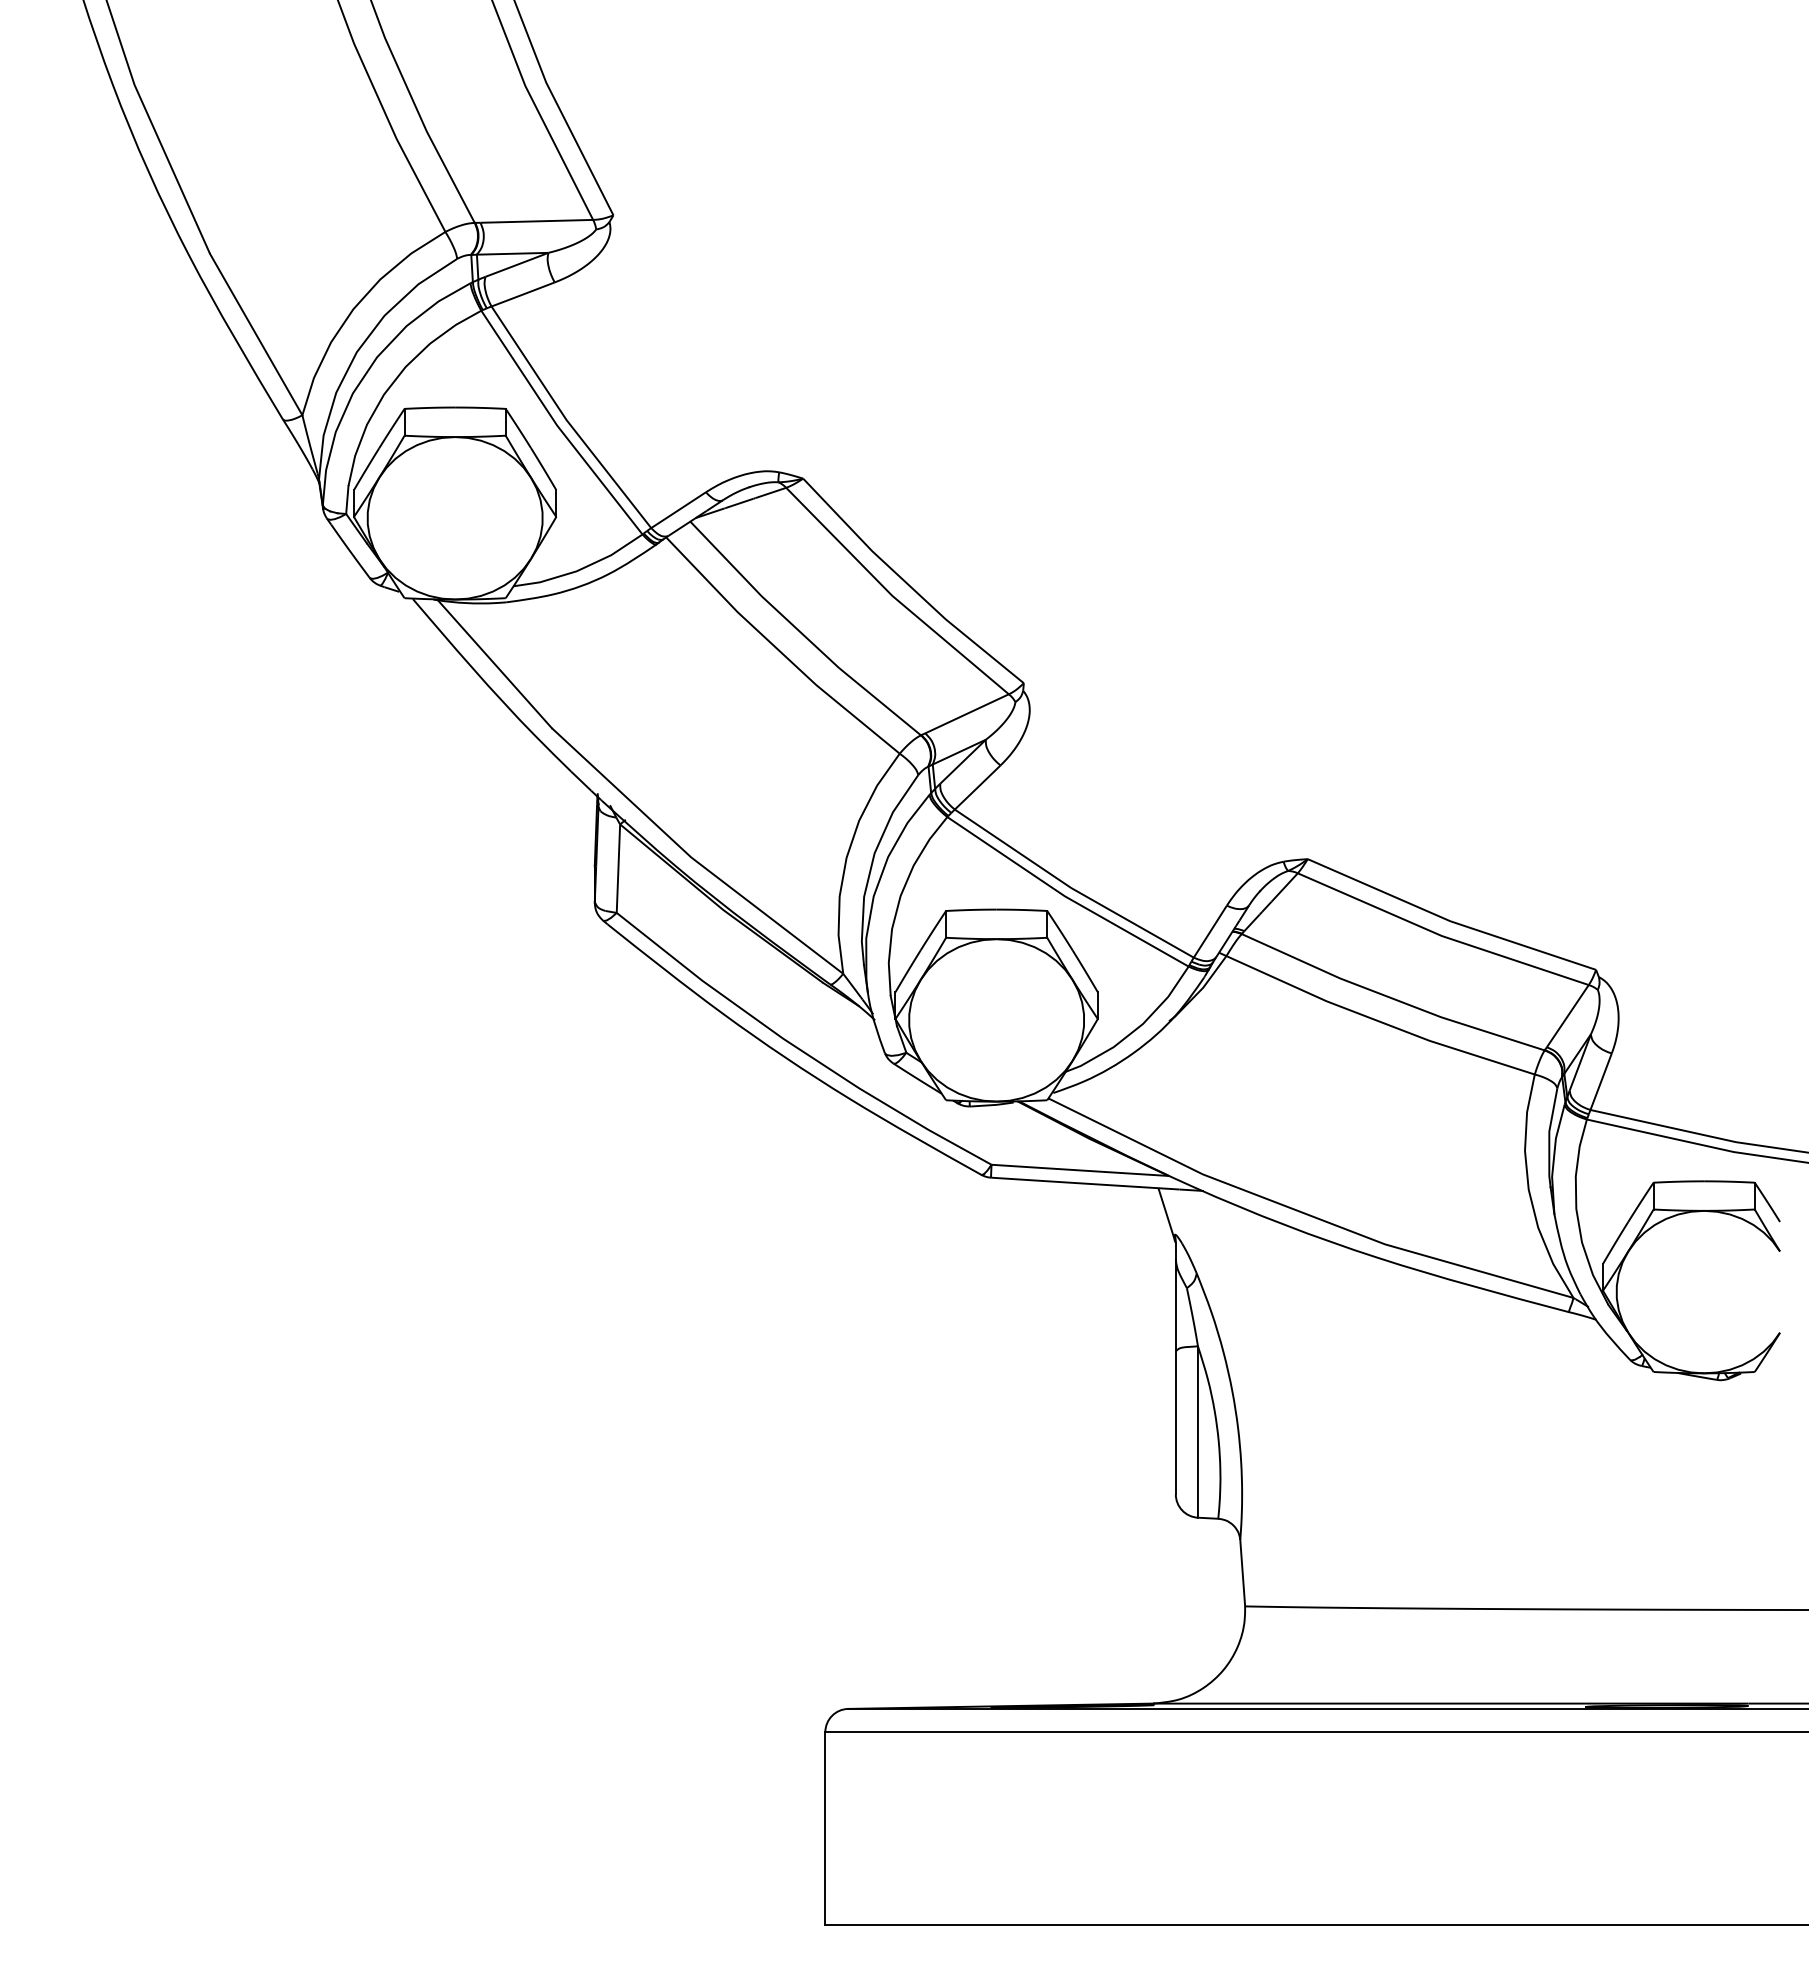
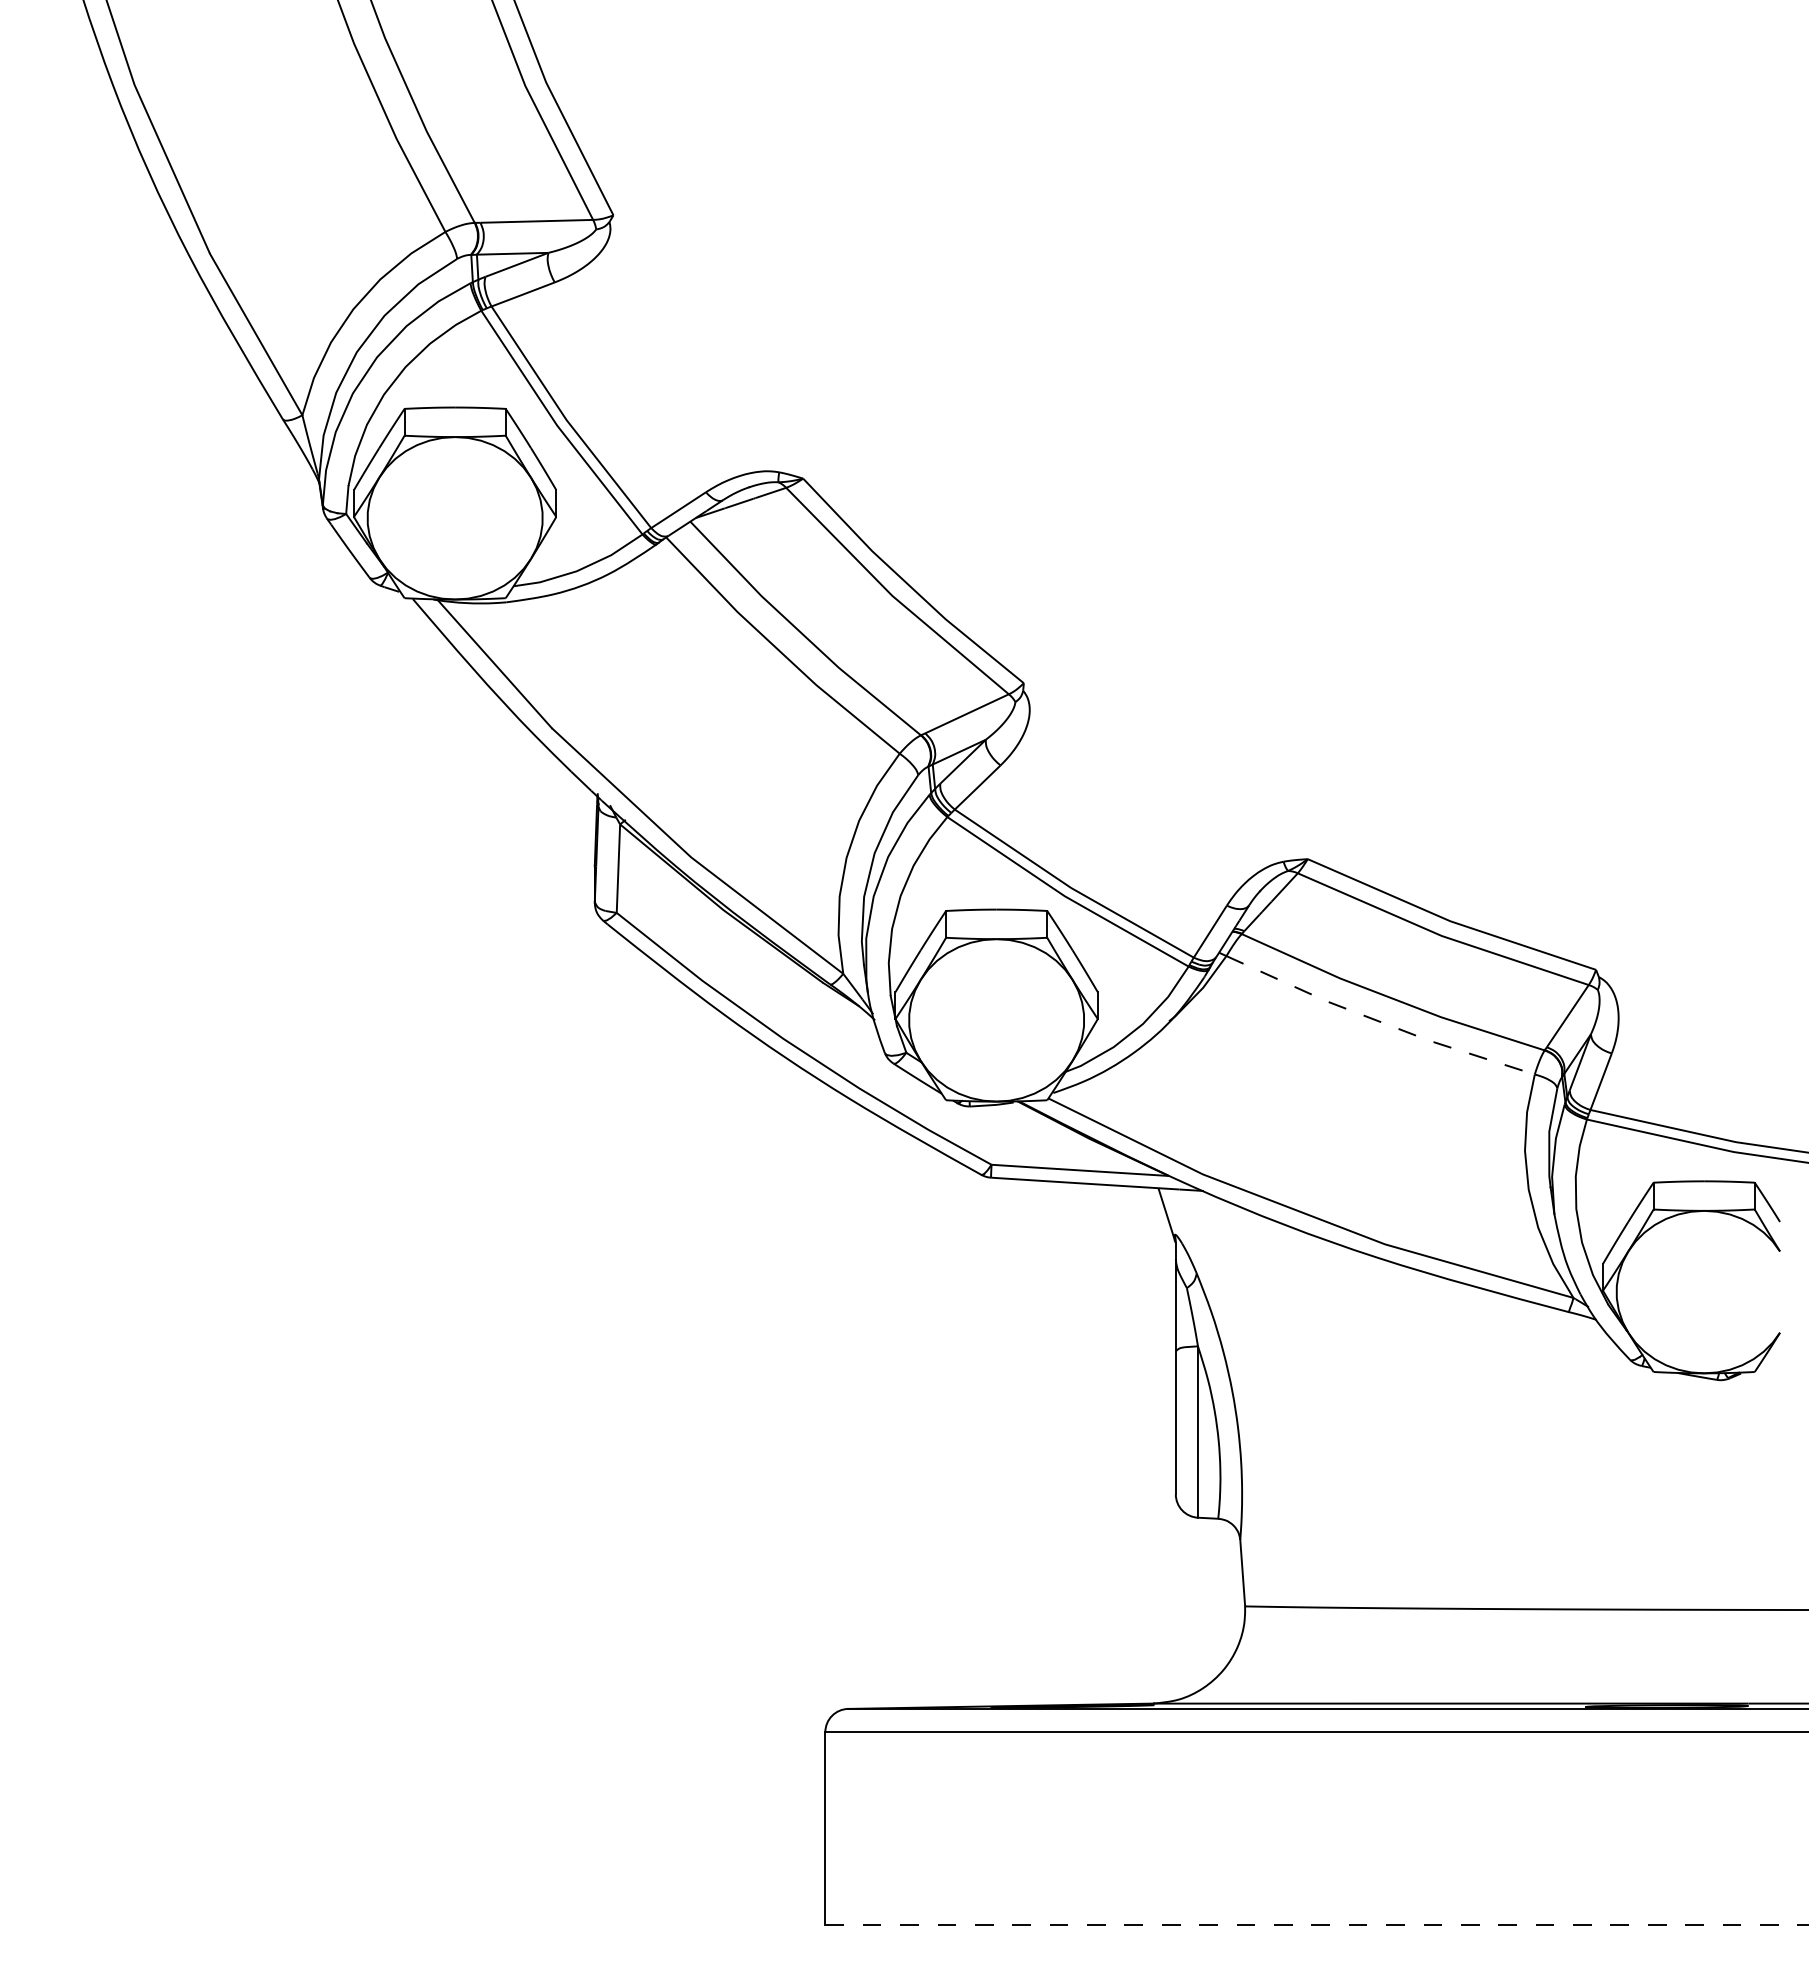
line: solid -> dashed (1378, 1021)
line: solid -> dashed (1317, 1925)
